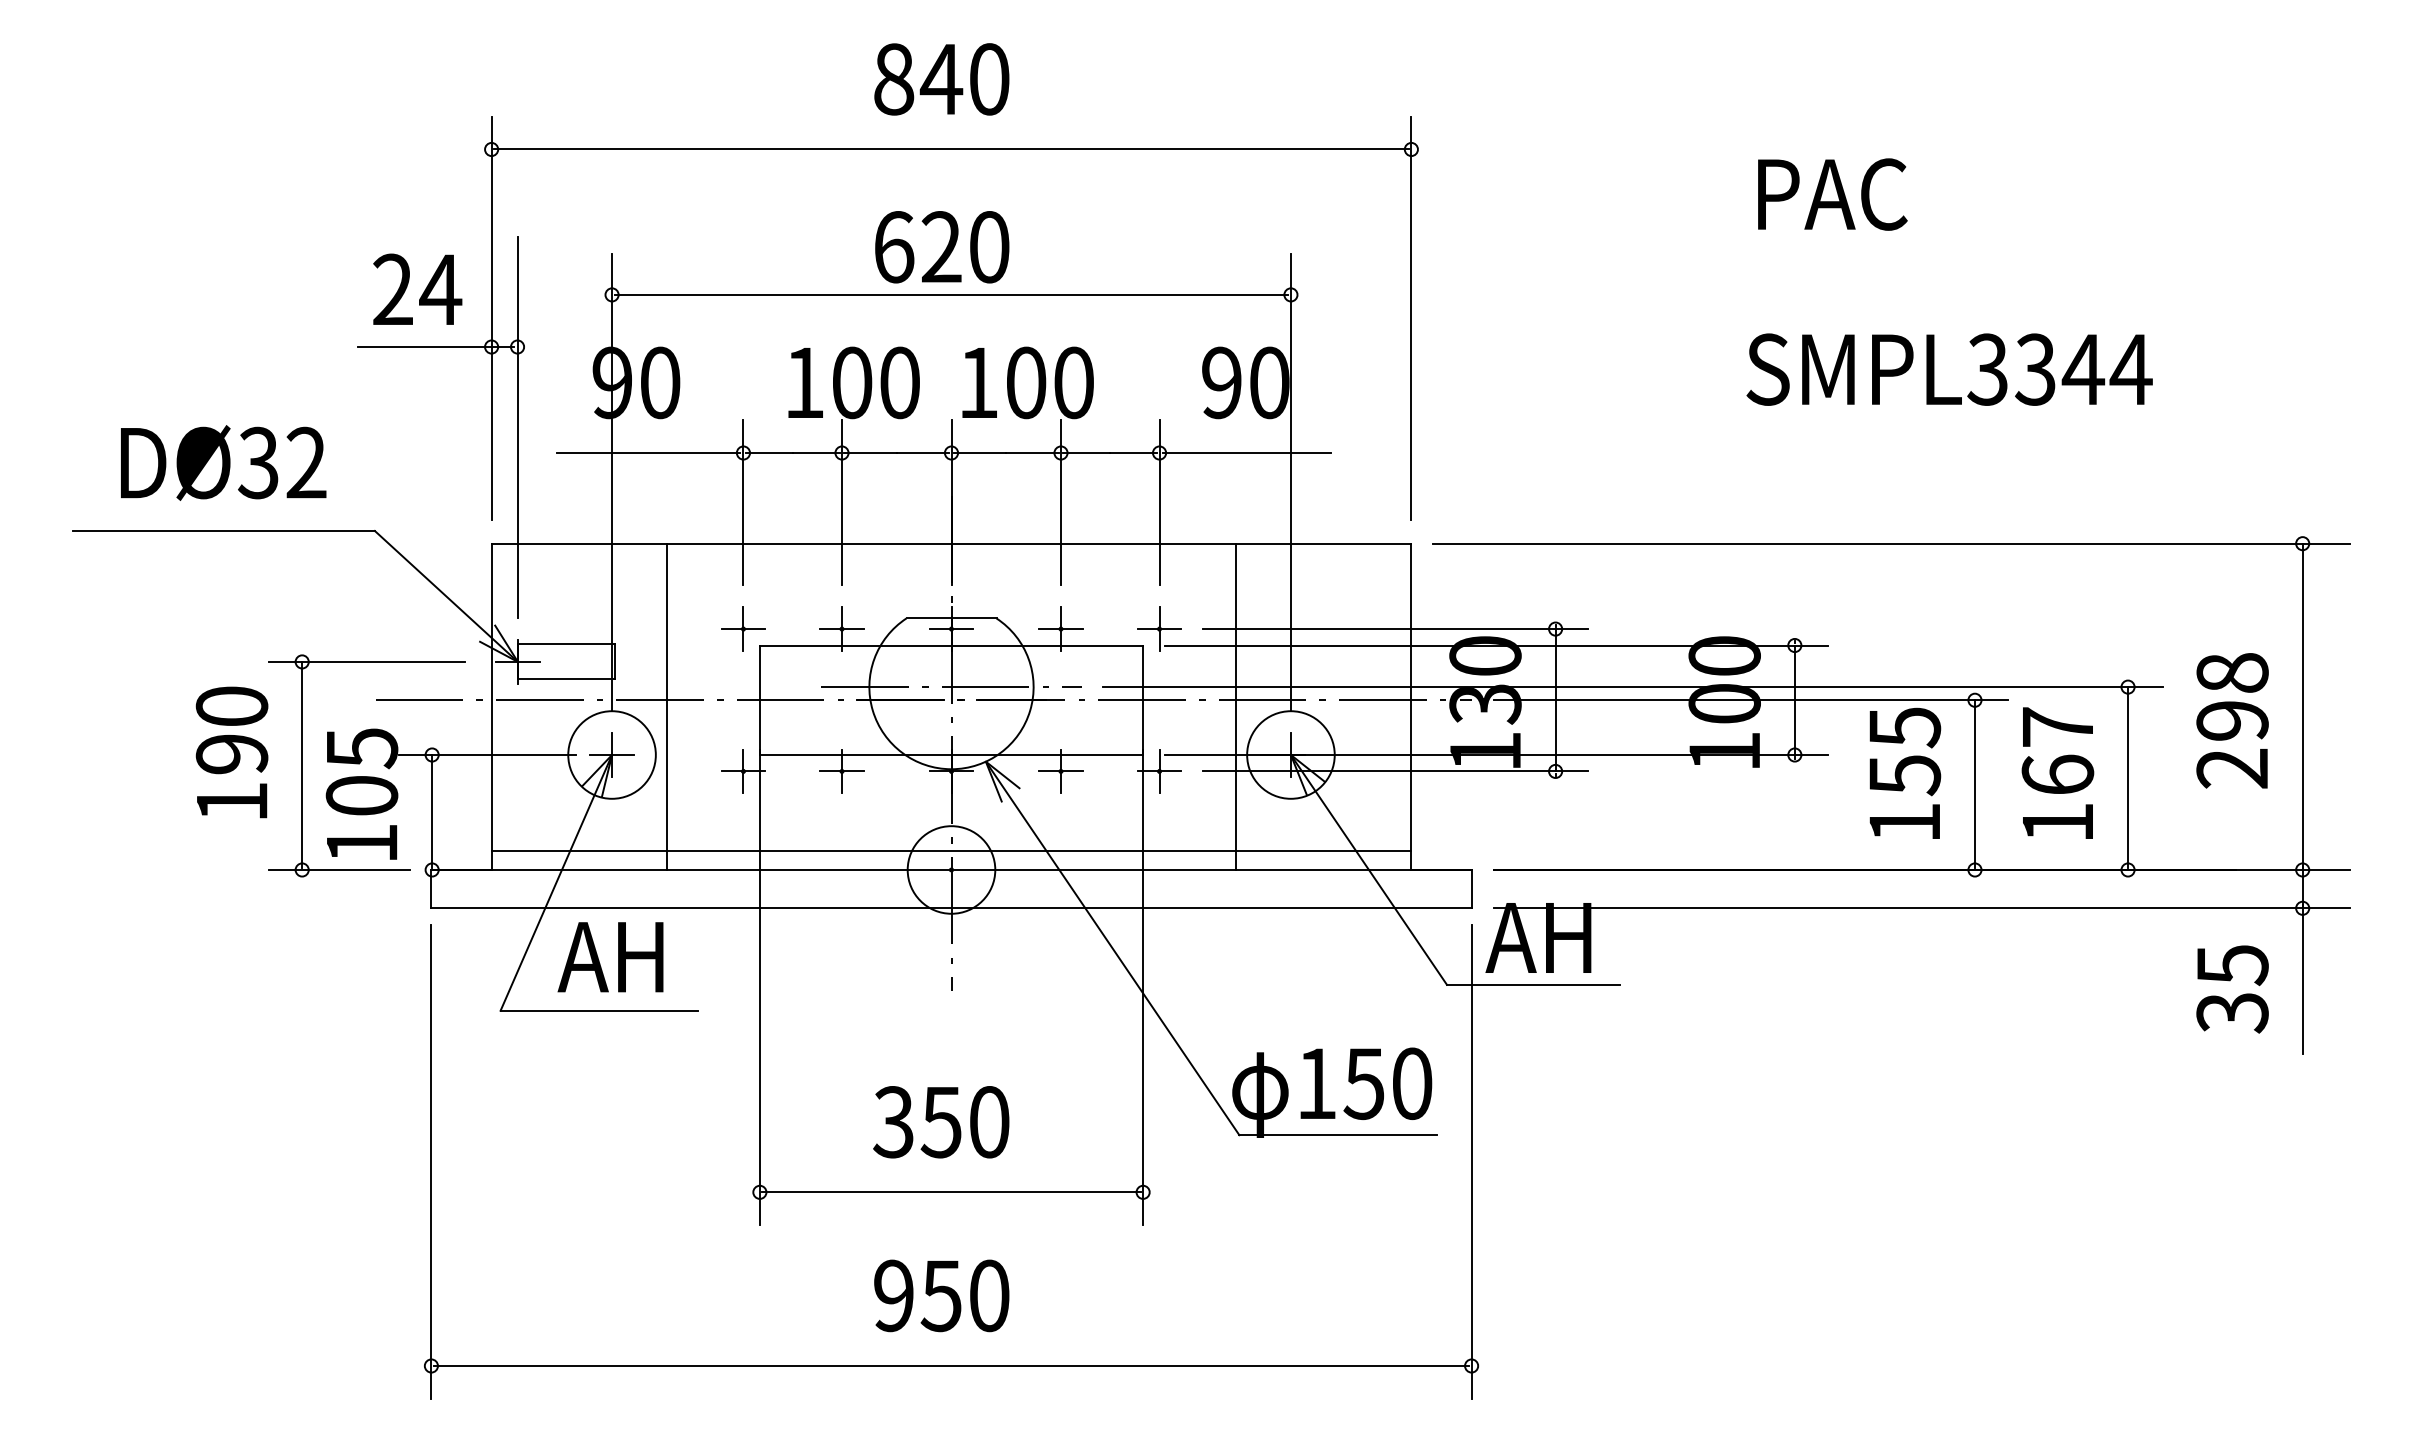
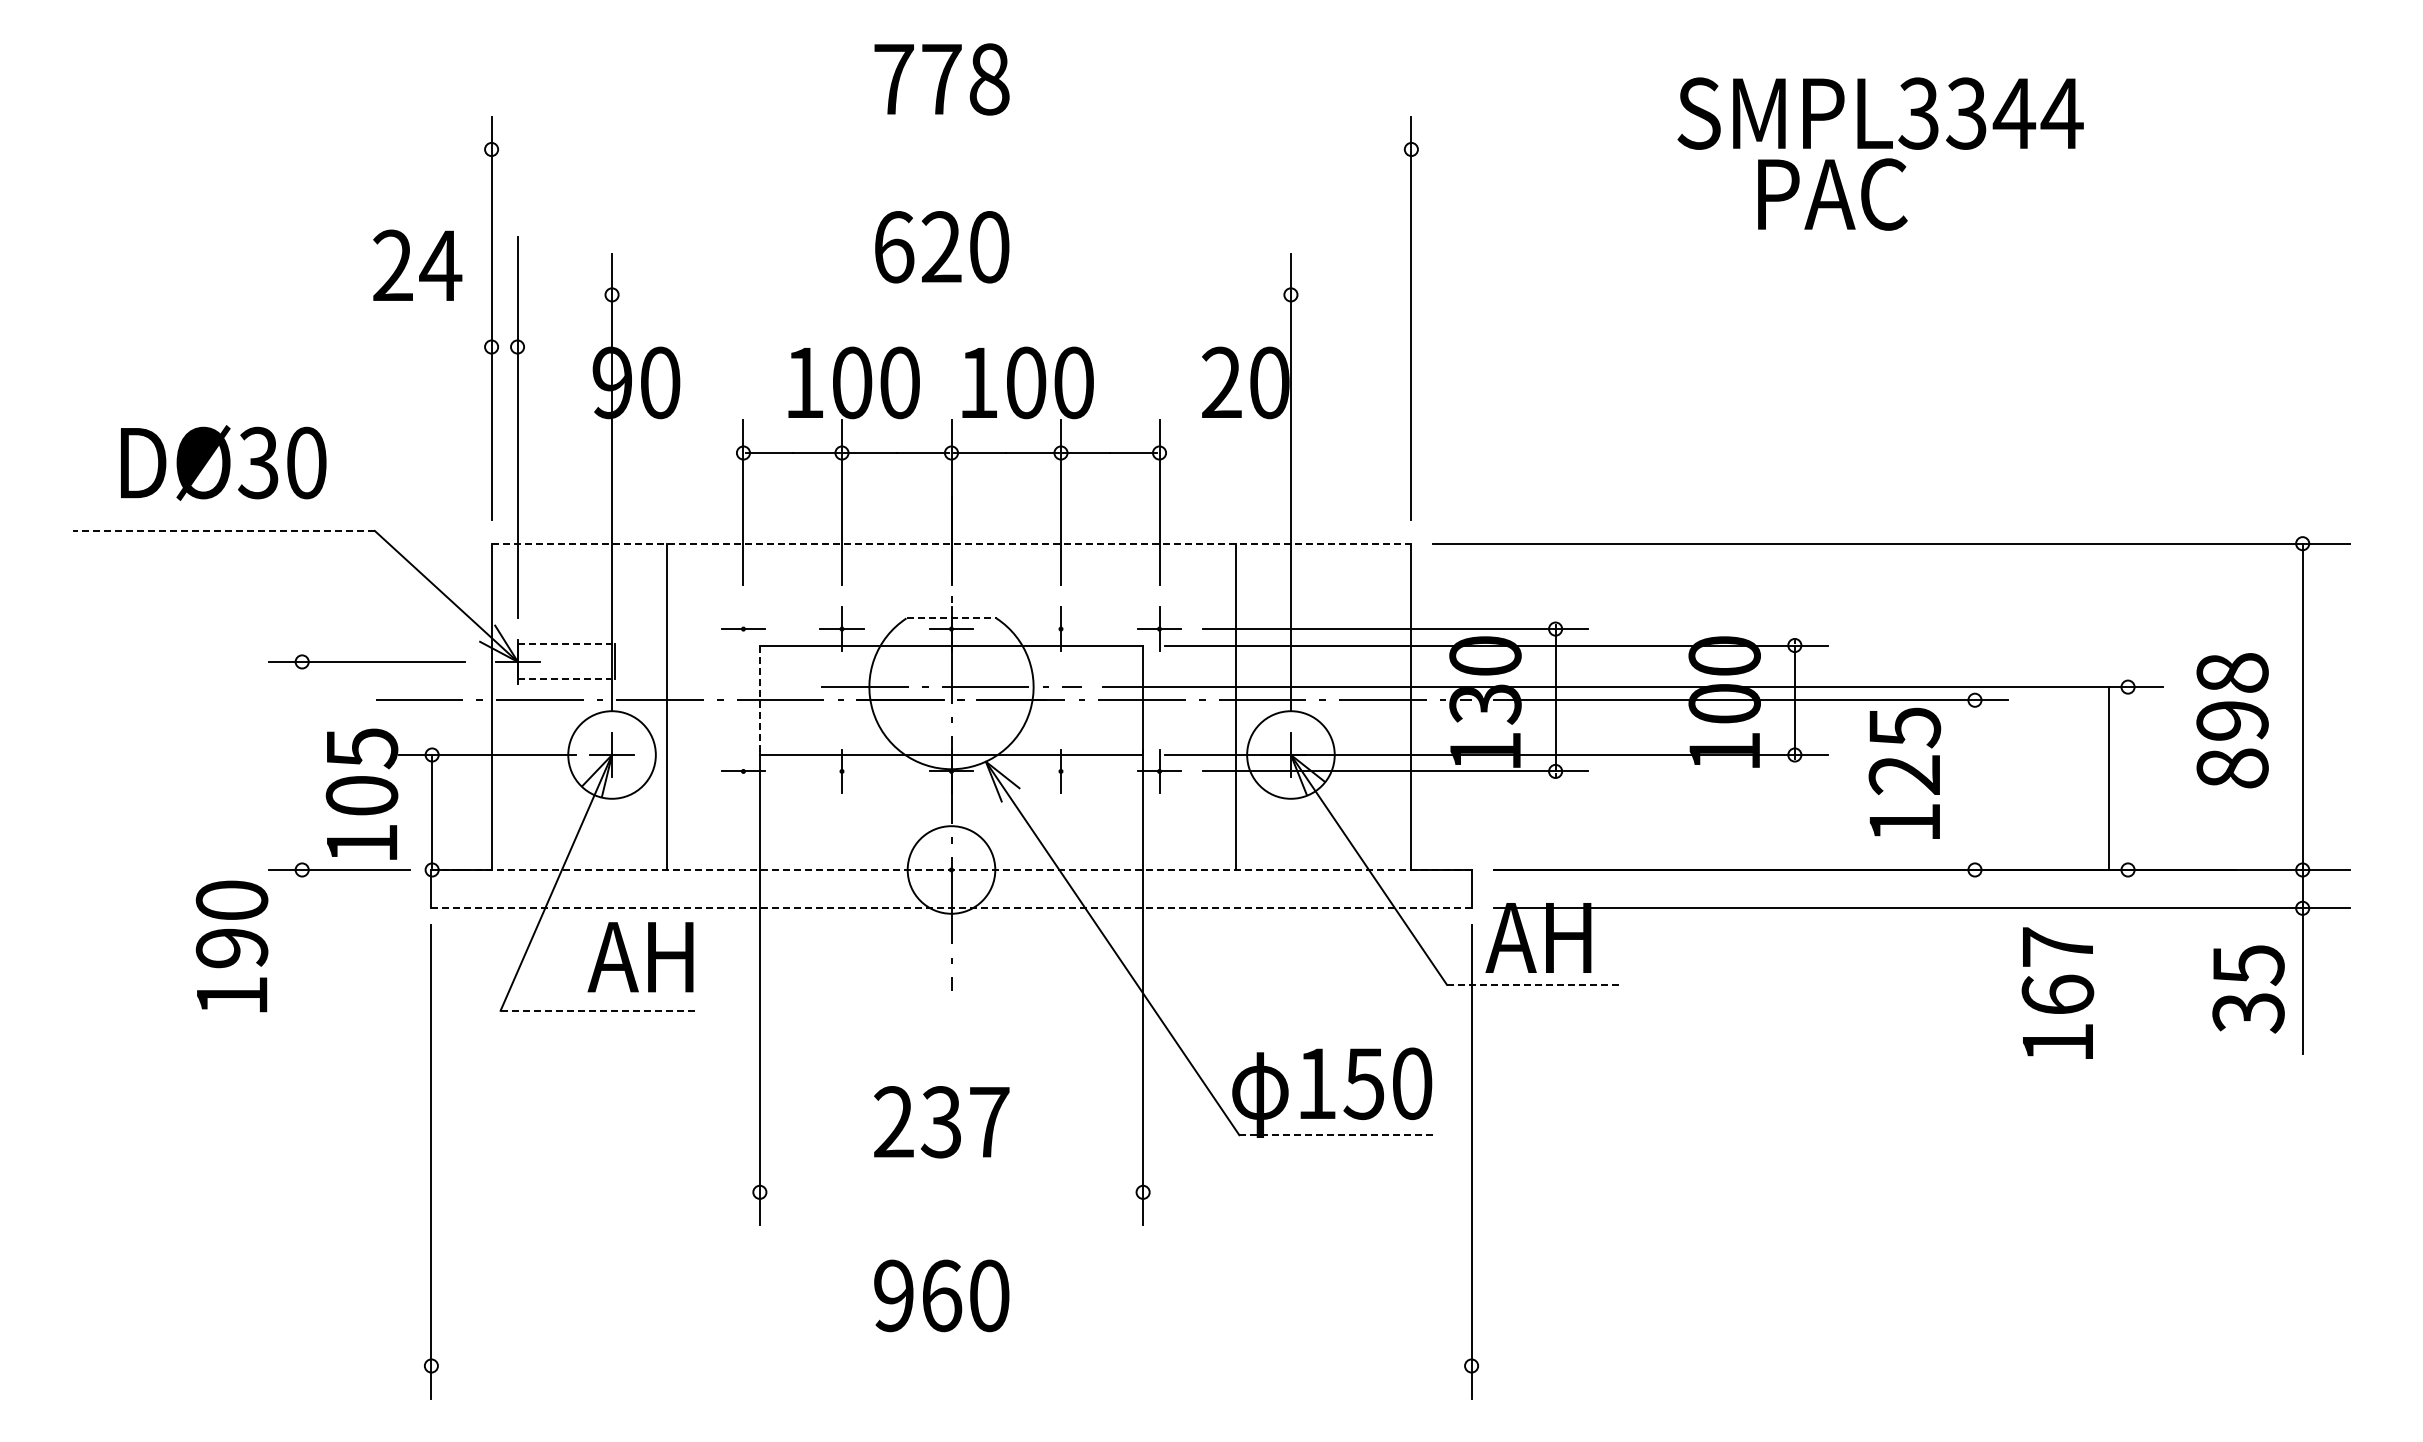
text: 840 -> 778 (941, 79)
line: present -> none (951, 149)
text position: (417, 288) -> (417, 264) (417, 264)
line: present -> none (951, 294)
line: present -> none (435, 347)
text position: (1949, 369) -> (1880, 113) (1880, 113)
text: 90 -> 20 (1221, 383)
line: present -> none (648, 453)
line: present -> none (1246, 453)
text: DØ32 -> DØ30 (306, 462)
line: solid -> dashed (223, 530)
line: solid -> dashed (951, 543)
line: solid -> dashed (952, 618)
line: present -> none (743, 628)
line: present -> none (1060, 629)
line: solid -> dashed (566, 644)
line: solid -> dashed (566, 679)
line: solid -> dashed (759, 700)
text position: (231, 752) -> (231, 946) (231, 946)
line: present -> none (302, 764)
text: 298 -> 898 (2232, 768)
line: present -> none (743, 771)
line: present -> none (841, 771)
line: present -> none (1060, 771)
text position: (2057, 772) -> (2057, 992) (2057, 992)
text: 155 -> 125 (1904, 775)
line position: (2128, 777) -> (2109, 777) (2109, 777)
line: present -> none (1974, 783)
line: present -> none (951, 851)
line: solid -> dashed (952, 869)
line: solid -> dashed (952, 908)
text position: (610, 957) -> (640, 957) (640, 957)
line: solid -> dashed (1533, 984)
text position: (2232, 989) -> (2248, 989) (2248, 989)
line: solid -> dashed (599, 1010)
text: 350 -> 237 (941, 1122)
line: solid -> dashed (1338, 1135)
line: present -> none (951, 1192)
text: 950 -> 960 (941, 1295)
line: present -> none (951, 1366)
